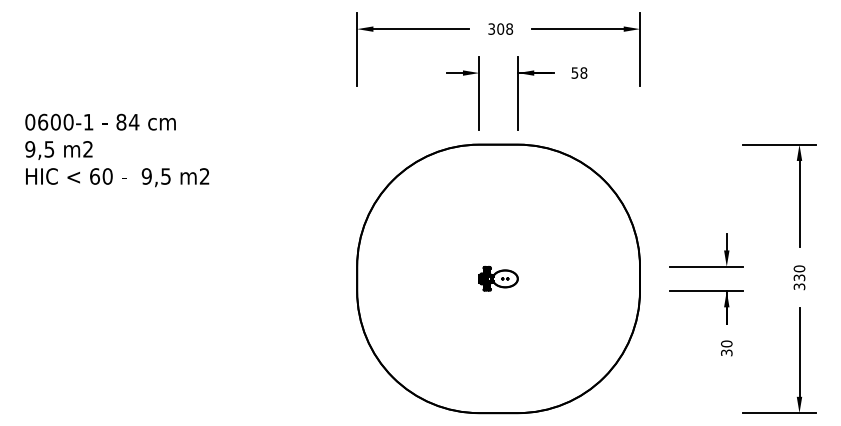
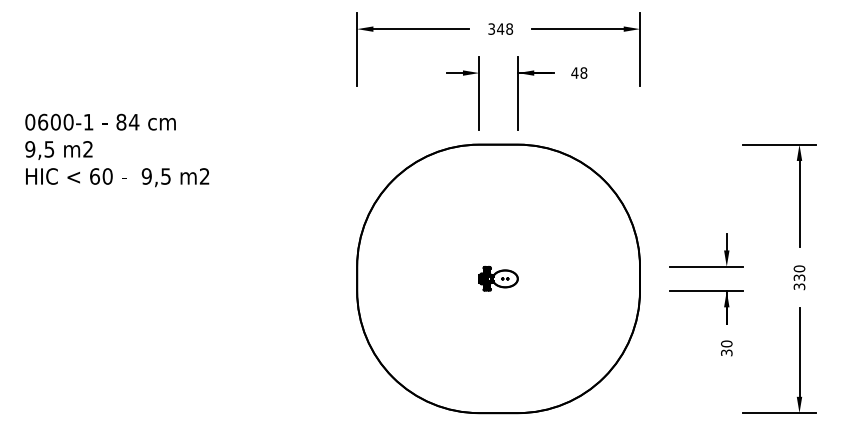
text: 308 -> 348 (500, 28)
text: 58 -> 48 (574, 72)
